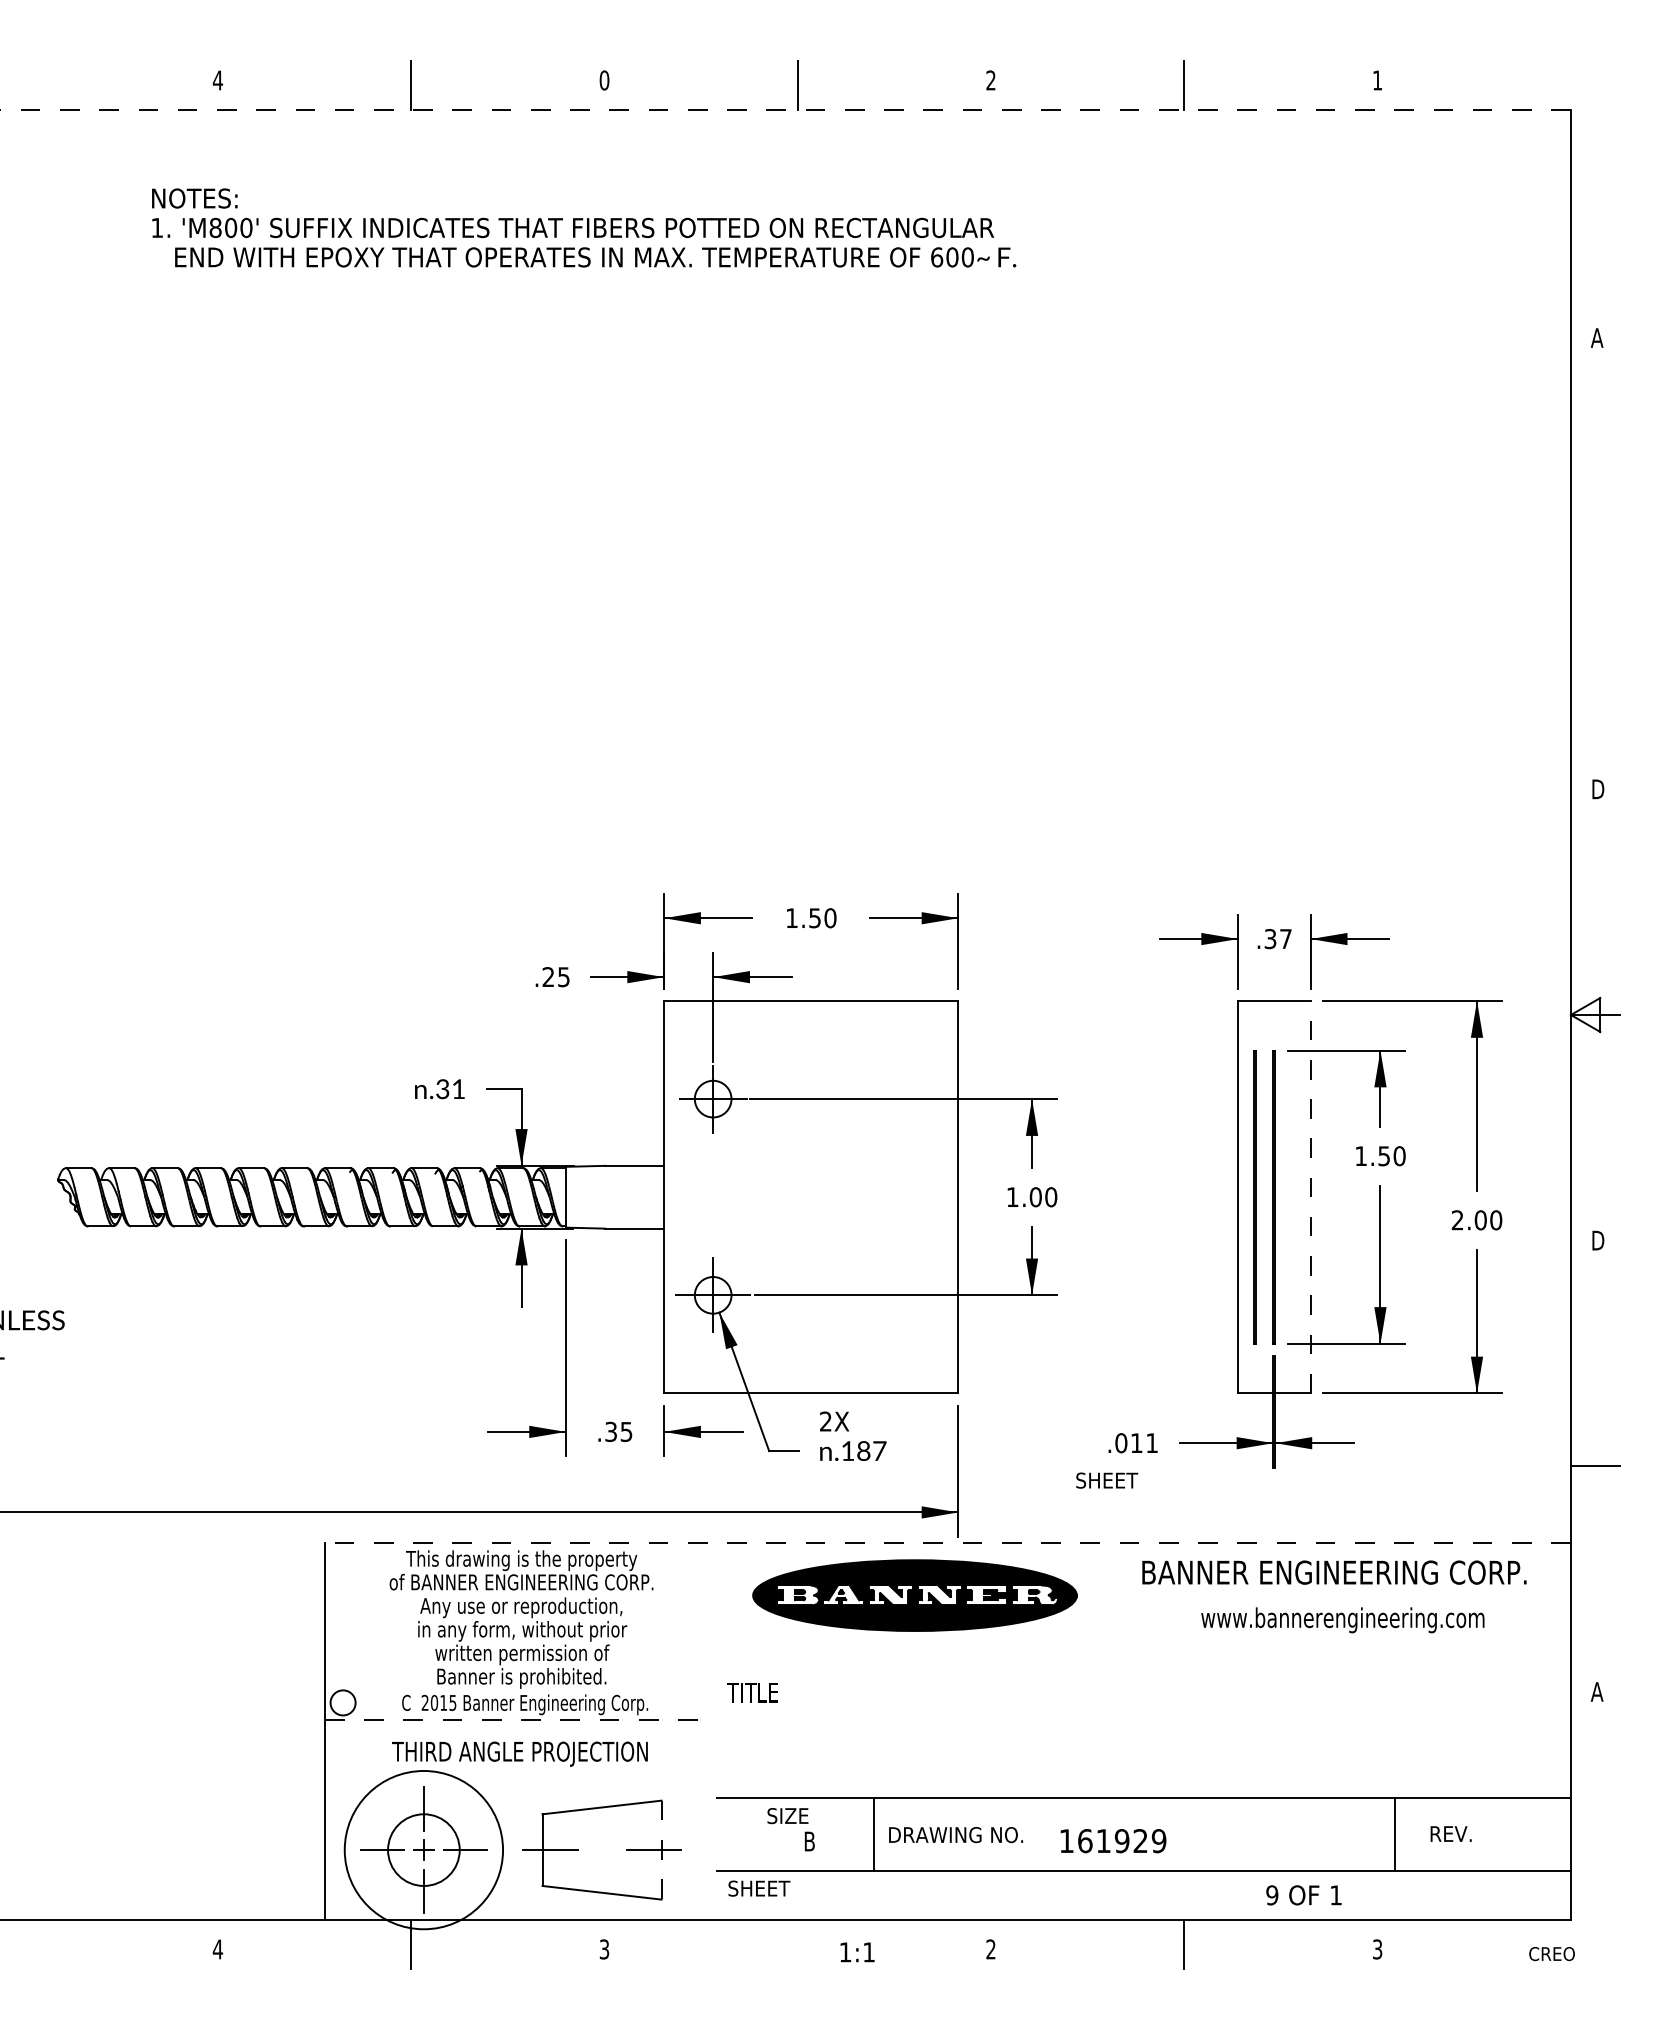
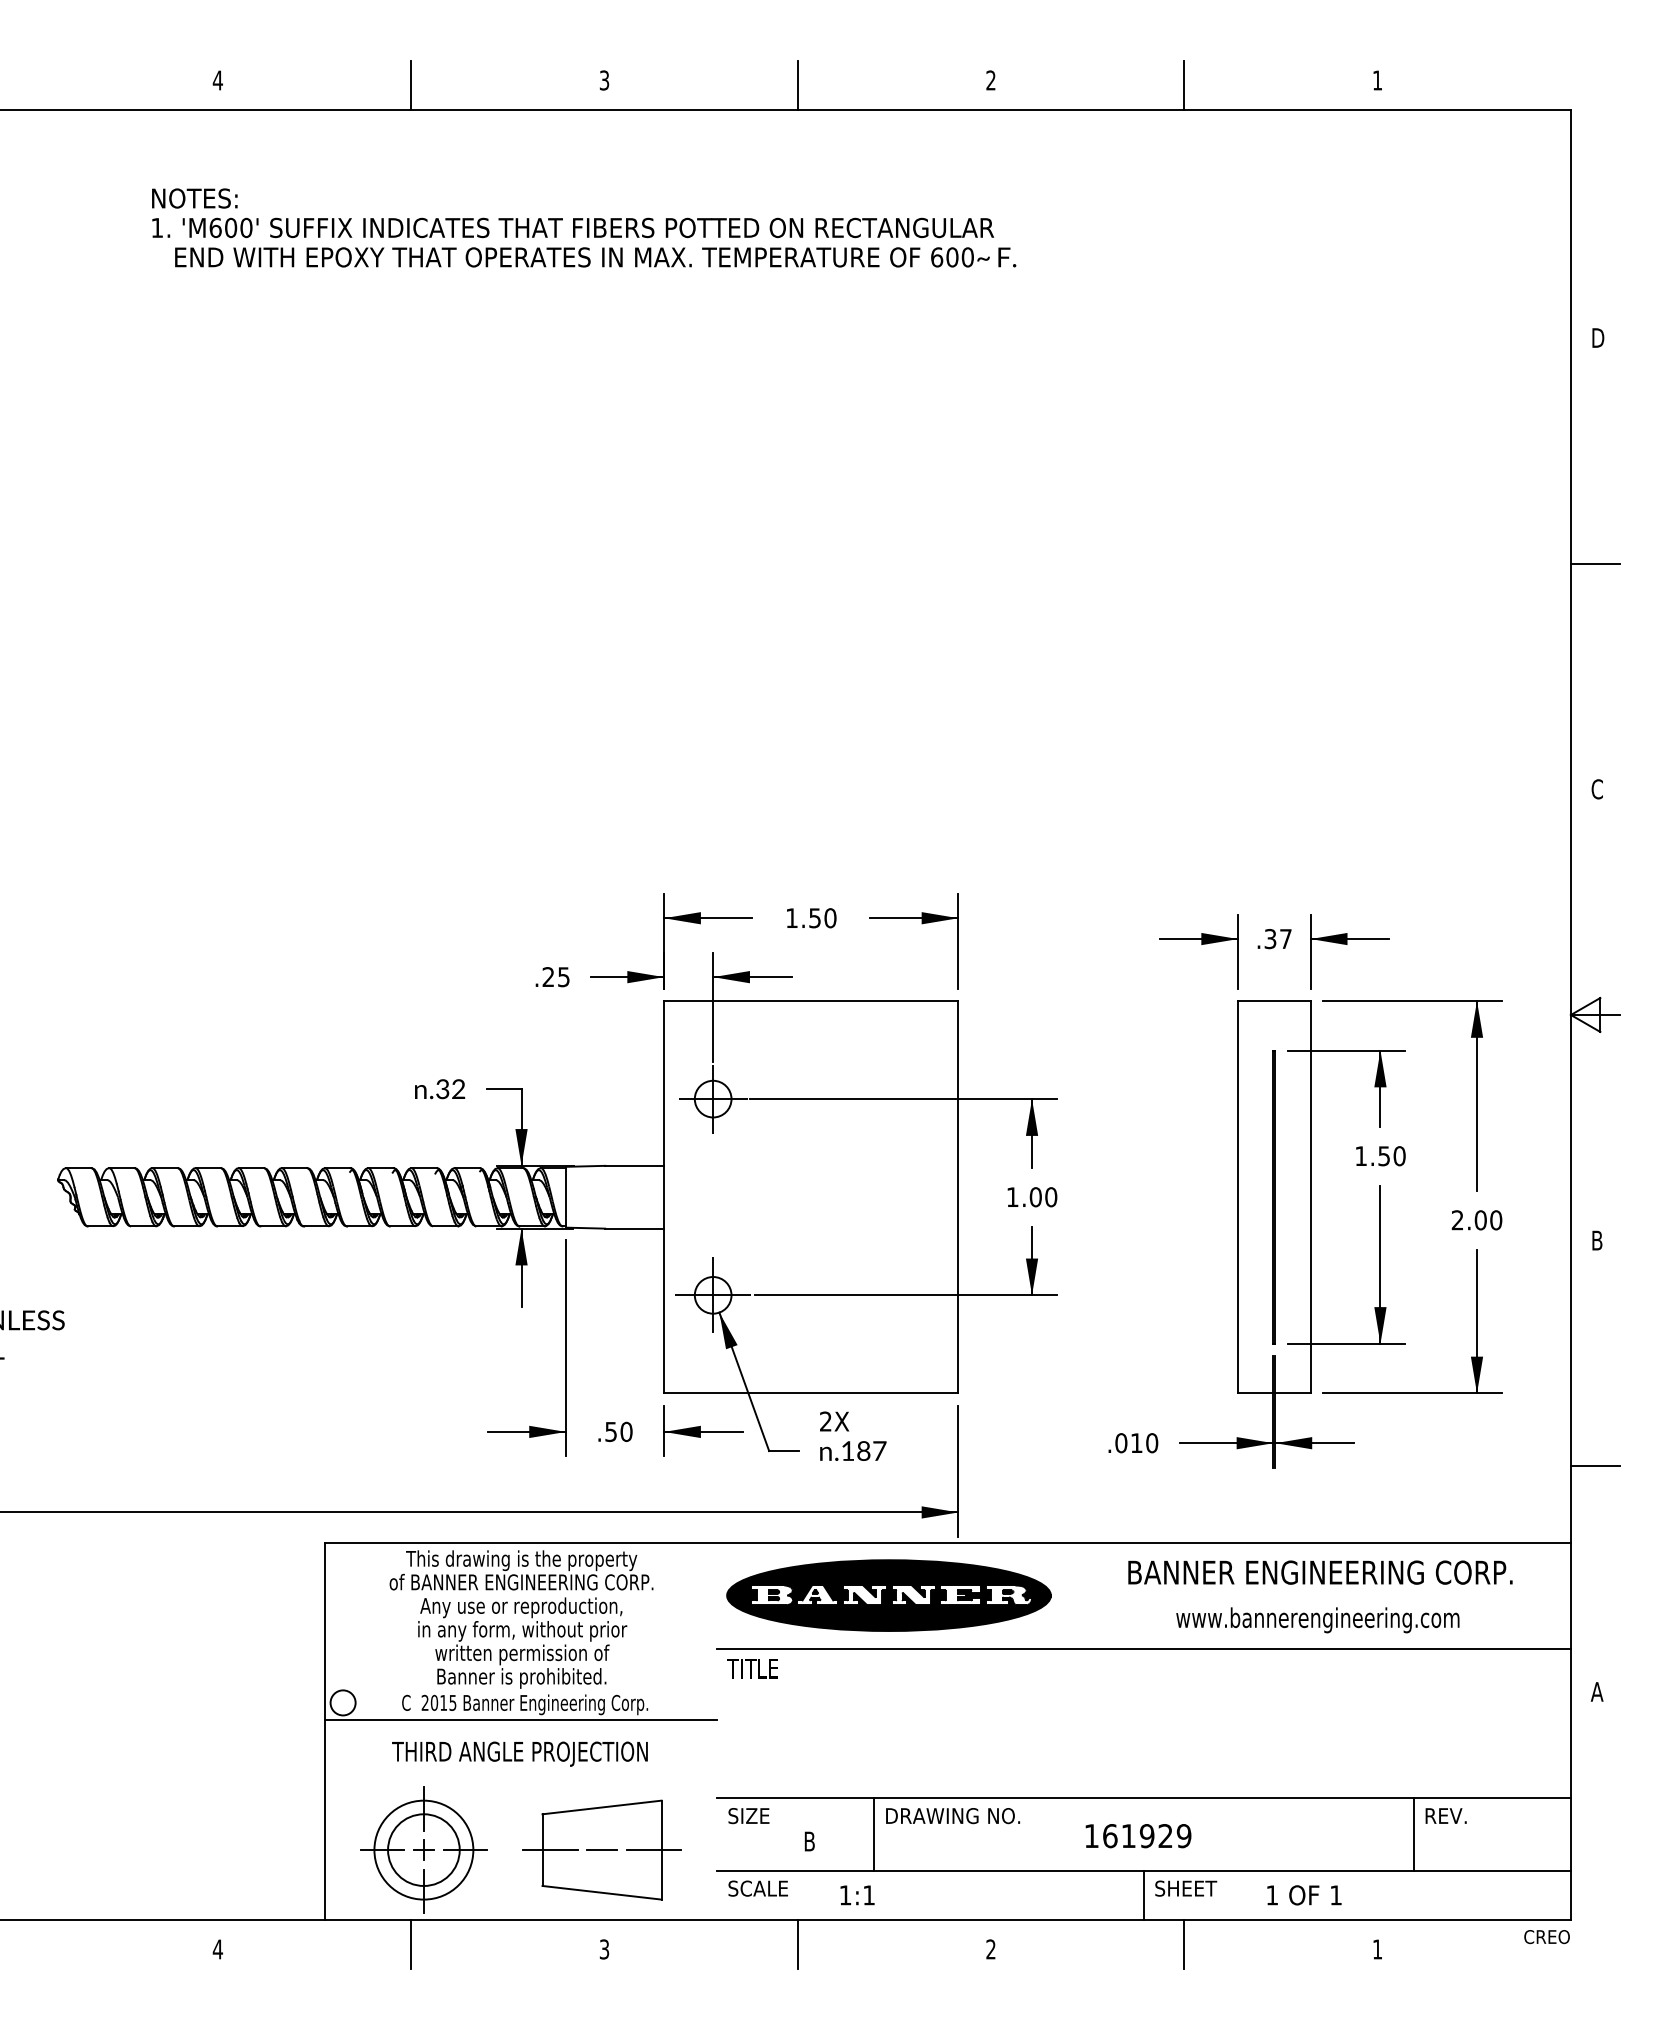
text: 0 -> 3 (604, 80)
line: dashed -> solid (785, 109)
text: 'M800' -> 'M600' (215, 227)
text: A -> D (1597, 337)
line: none -> present (1594, 563)
text: D -> C (1597, 789)
text: .31 -> .32 (458, 1088)
line: dashed -> solid (1310, 1196)
line: present -> none (1254, 1197)
text: D -> B (1599, 1240)
text: .35 -> .50 (618, 1431)
text: .011 -> .010 (1152, 1443)
text position: (1107, 1480) -> (1186, 1888) (1186, 1888)
line: dashed -> solid (947, 1543)
text position: (1334, 1572) -> (1320, 1572) (1320, 1572)
part position: (914, 1595) -> (888, 1595) (888, 1595)
text position: (1342, 1620) -> (1317, 1620) (1317, 1620)
line: none -> present (1143, 1649)
text position: (752, 1692) -> (752, 1668) (752, 1668)
line: dashed -> solid (521, 1719)
text position: (787, 1816) -> (748, 1816) (748, 1816)
text position: (1450, 1833) -> (1445, 1815) (1445, 1815)
line position: (1394, 1834) -> (1413, 1834) (1413, 1834)
text position: (956, 1835) -> (953, 1816) (953, 1816)
text position: (1113, 1841) -> (1138, 1836) (1138, 1836)
circle diameter: 158 px -> 99 px (423, 1849)
line: none -> present (601, 1850)
line: dashed -> solid (661, 1850)
text: SHEET -> SCALE (765, 1888)
line: none -> present (1144, 1895)
text: 9 -> 1 (1272, 1895)
line: none -> present (797, 1944)
text: 3 -> 1 (1377, 1949)
text position: (857, 1952) -> (857, 1895) (857, 1895)
text position: (1551, 1954) -> (1546, 1937) (1546, 1937)
